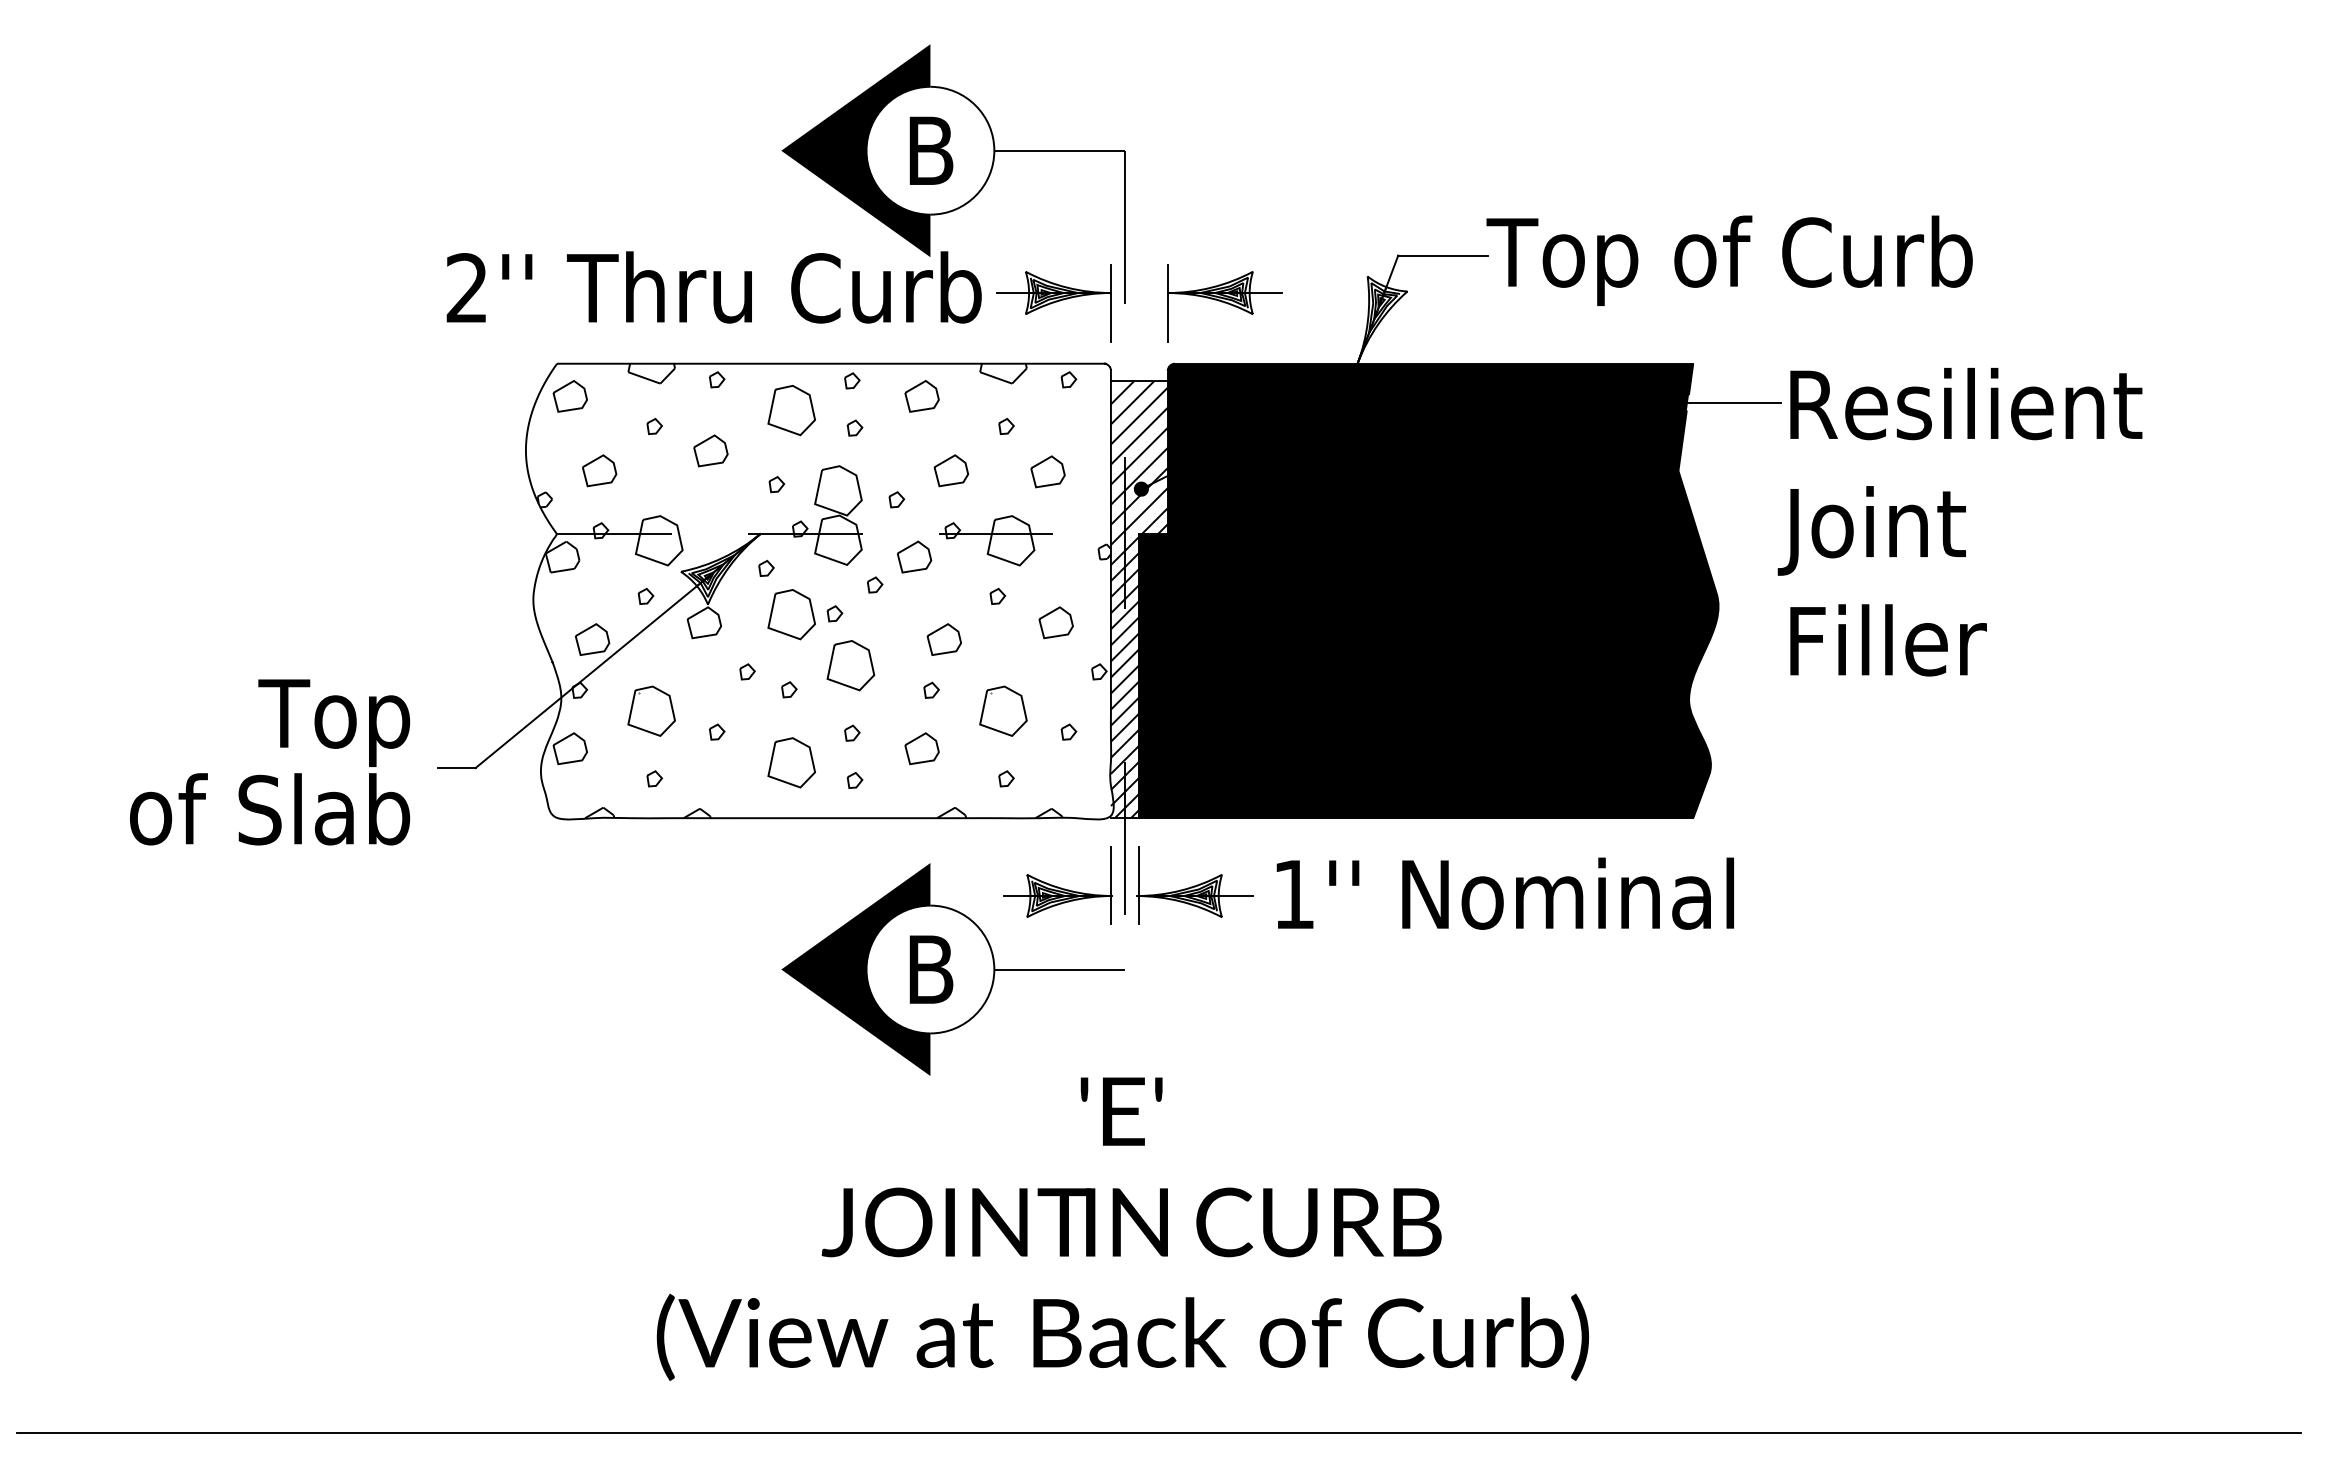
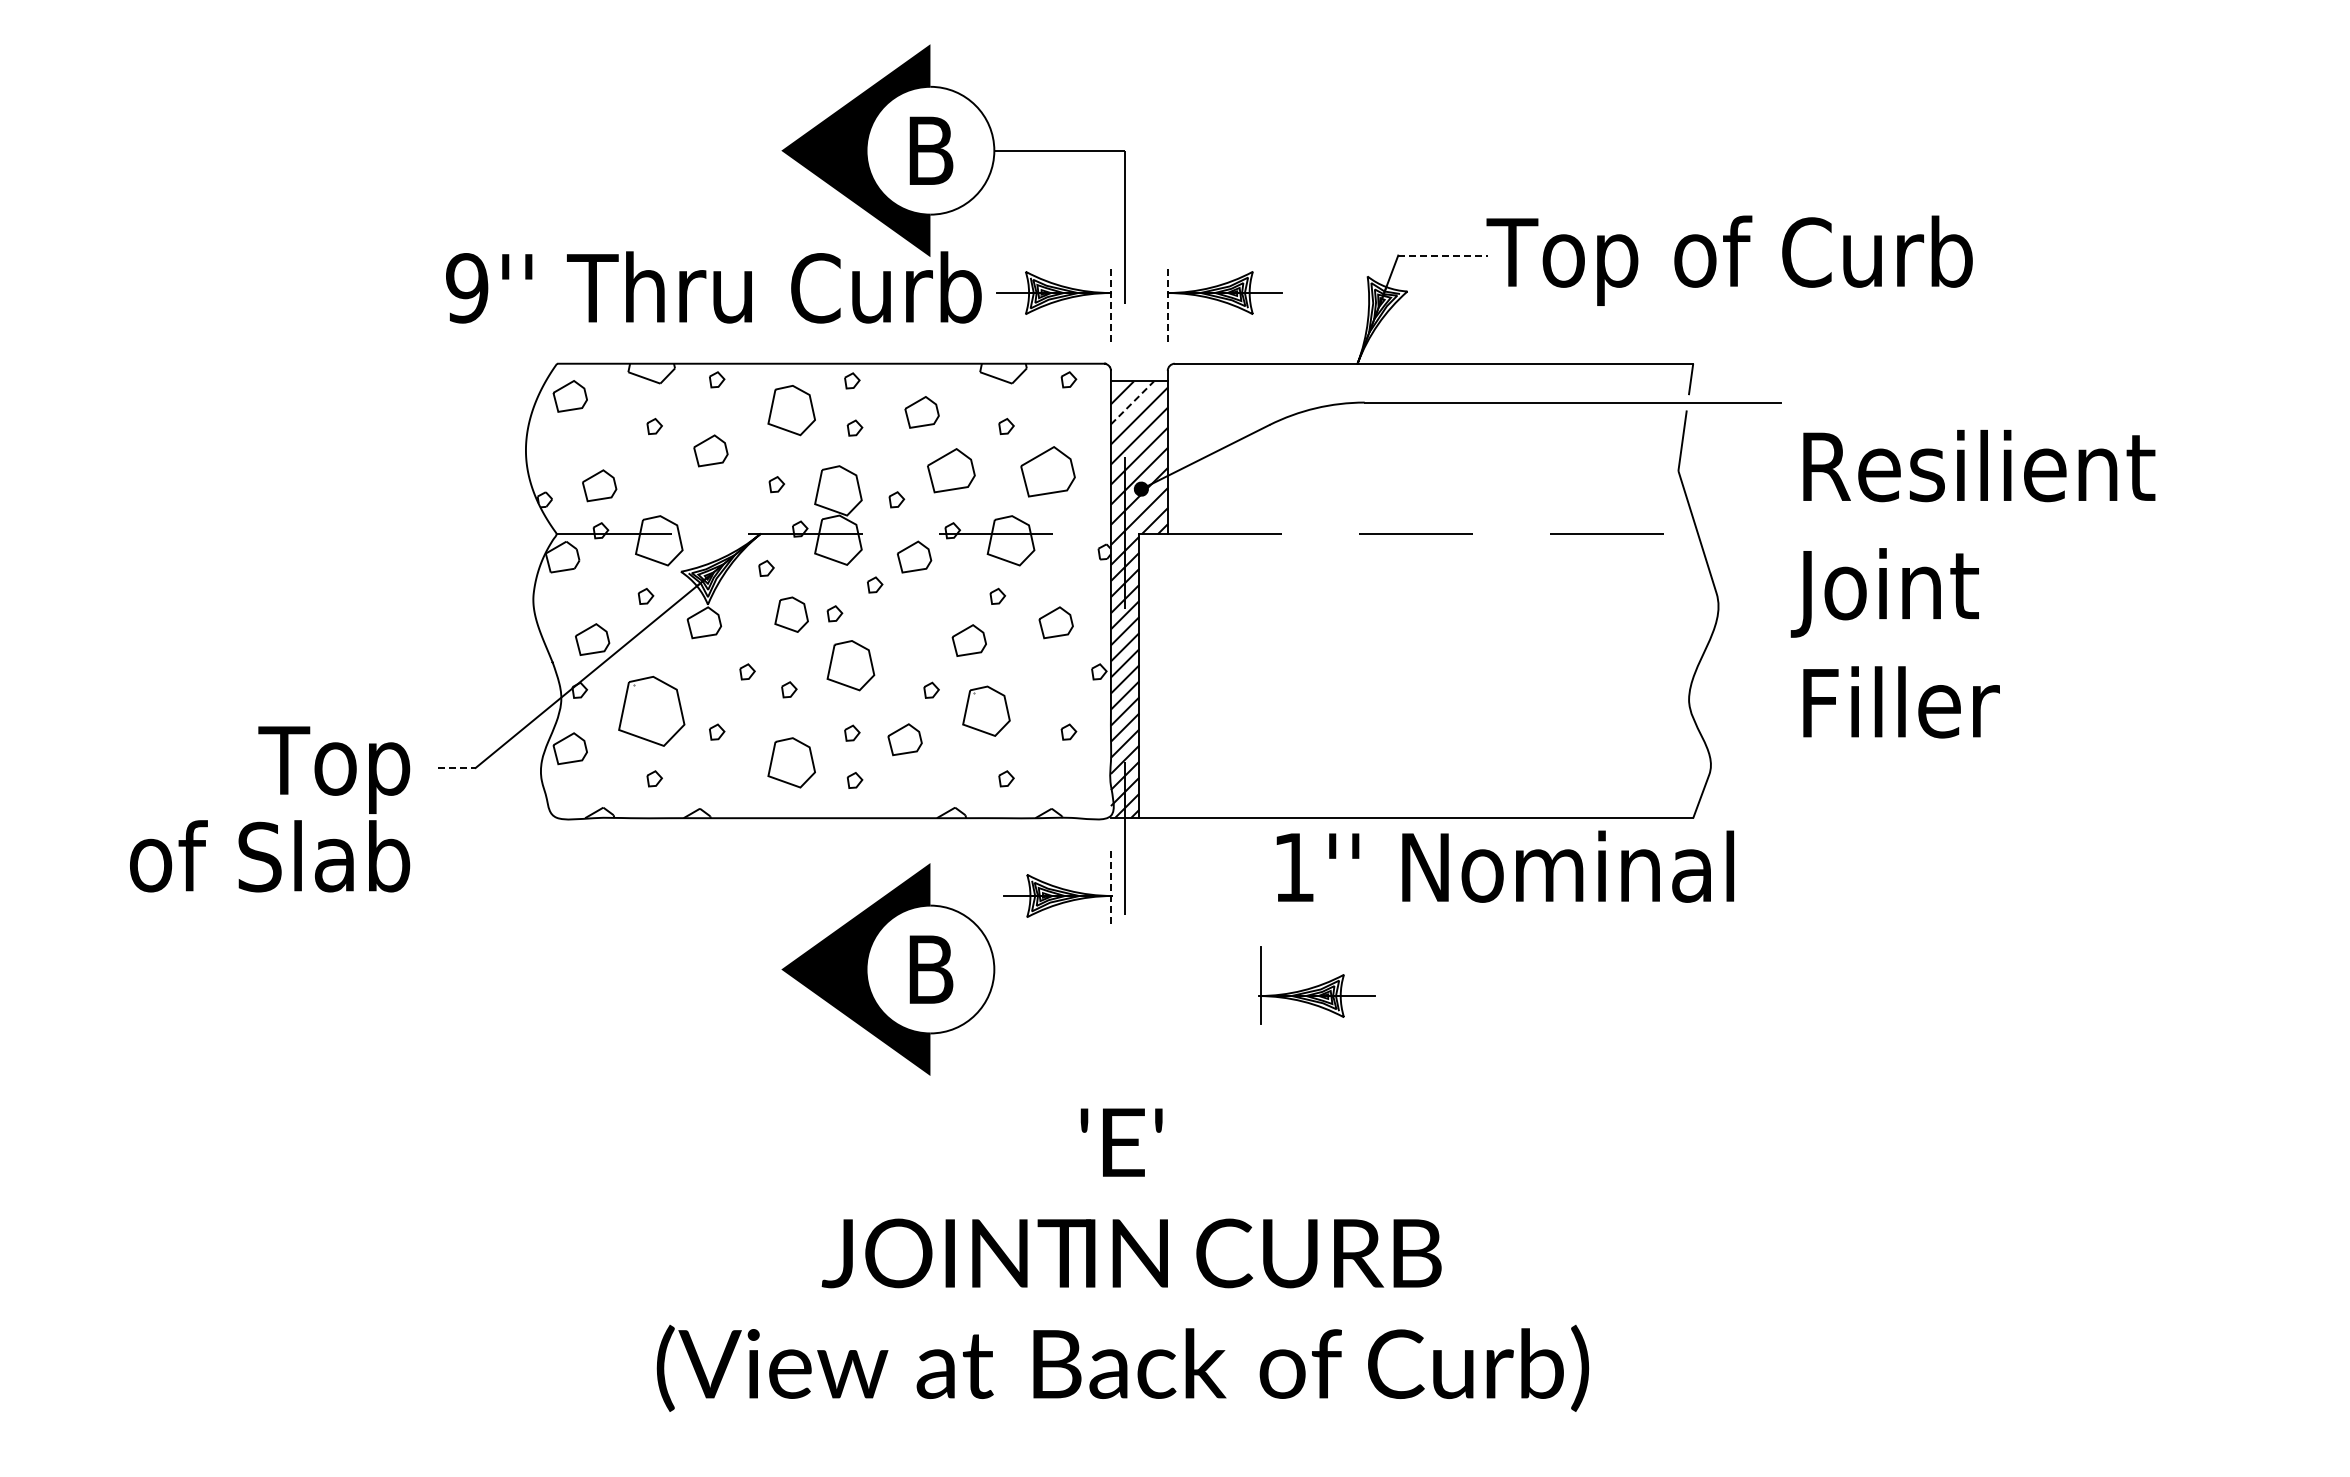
line: solid -> dashed (1443, 255)
text: 2'' -> 9'' (467, 288)
line: solid -> dashed (1110, 303)
line: solid -> dashed (1167, 303)
part position: (921, 396) -> (921, 412) (921, 412)
line: solid -> dashed (1132, 402)
part position: (599, 470) -> (599, 485) (599, 485)
part size: 37x34 px -> 49x46 px (951, 470)
part size: 36x34 px -> 56x52 px (1047, 471)
text position: (1959, 522) -> (1972, 584) (1972, 584)
fill: present -> none (1428, 591)
part size: 49x52 px -> 35x37 px (791, 614)
part position: (943, 639) -> (968, 640) (968, 640)
part size: 49x52 px -> 68x72 px (651, 710)
part position: (1003, 710) -> (986, 710) (986, 710)
part position: (921, 748) -> (904, 739) (904, 739)
text position: (270, 762) -> (270, 809) (270, 809)
line: solid -> dashed (456, 768)
line: solid -> dashed (1110, 885)
part position: (1194, 885) -> (1316, 985) (1316, 985)
text position: (1504, 893) -> (1504, 866) (1504, 866)
line: present -> none (1059, 969)
text position: (1122, 1228) -> (1122, 1259) (1122, 1259)
line: present -> none (1158, 1432)
